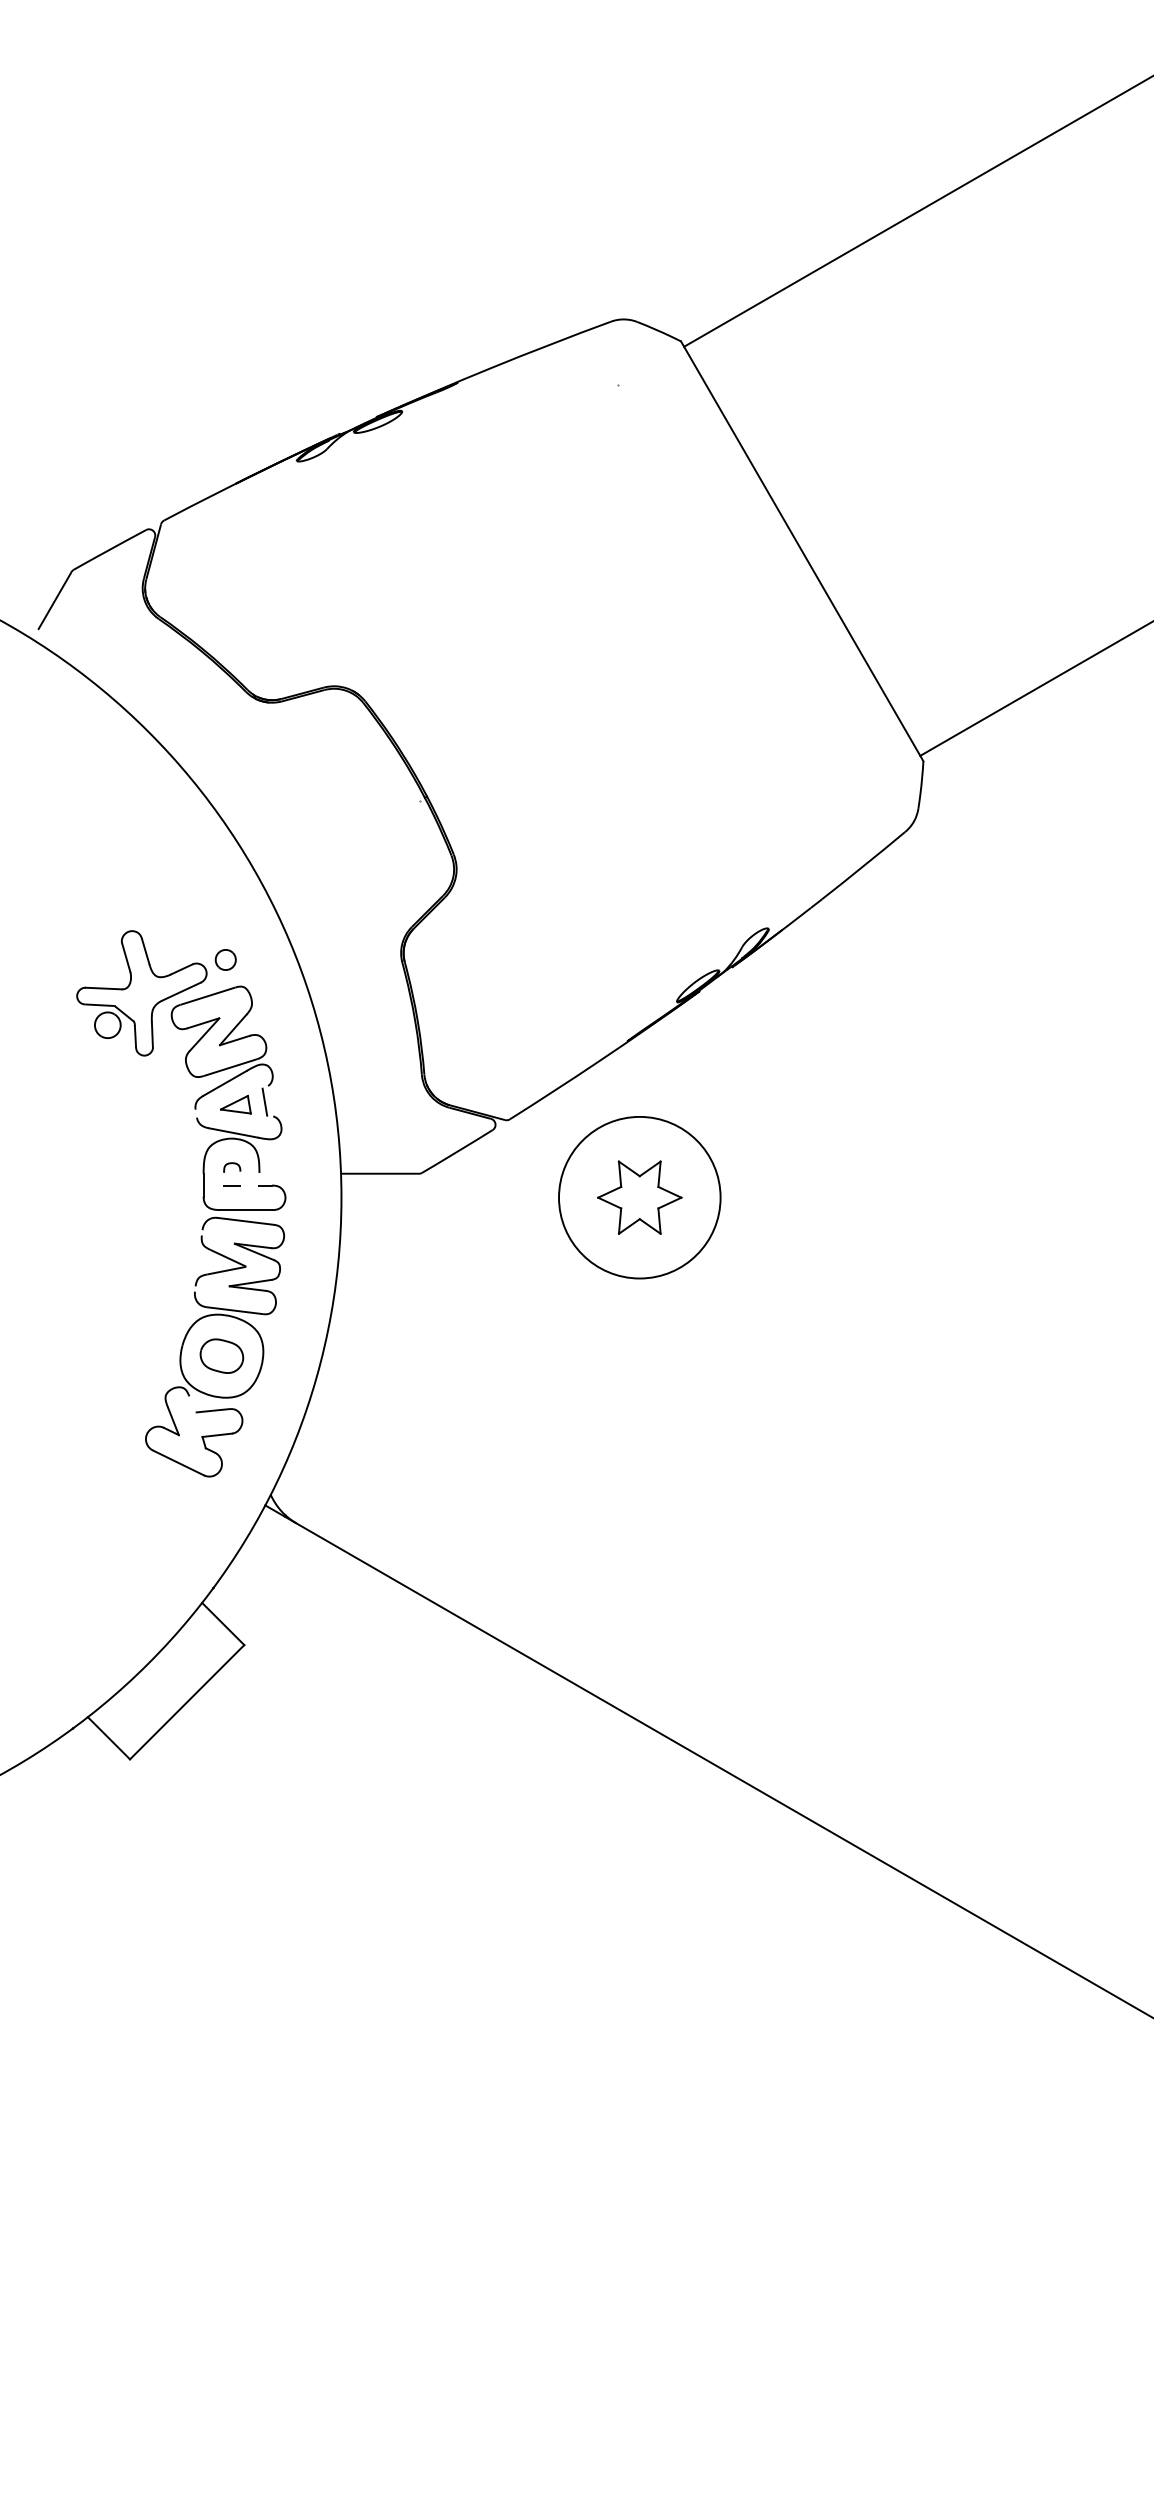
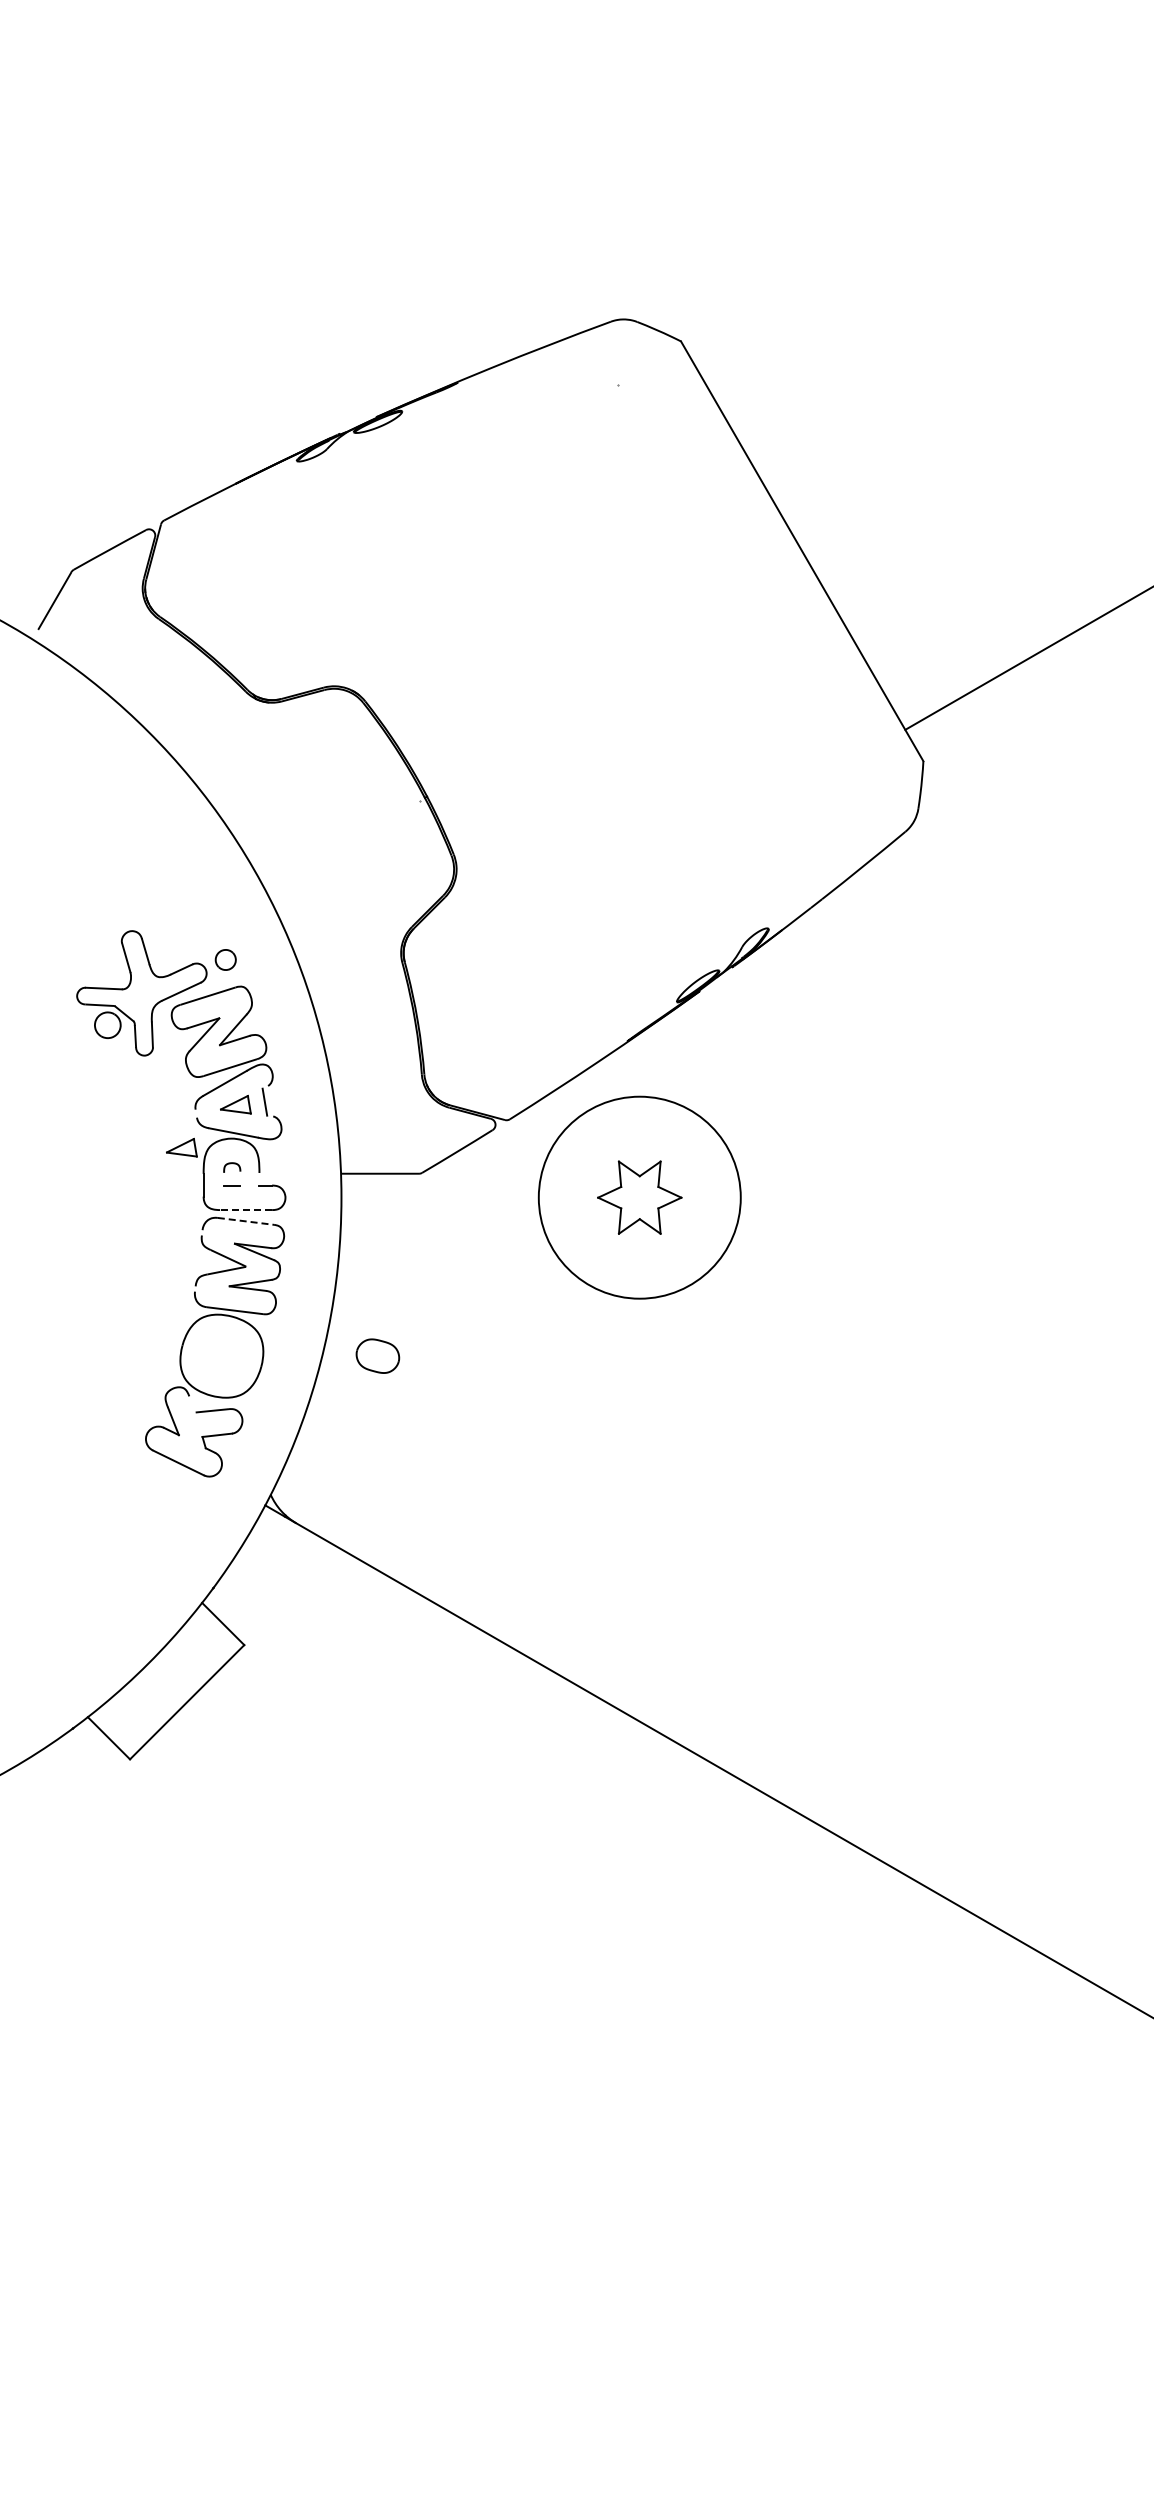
line: present -> none (917, 211)
line position: (1035, 688) -> (1027, 658) (1027, 658)
part: none -> present (181, 1147)
circle diameter: 162 px -> 202 px (639, 1197)
line: solid -> dashed (245, 1210)
line: solid -> dashed (246, 1221)
part position: (221, 1355) -> (377, 1355) (377, 1355)
